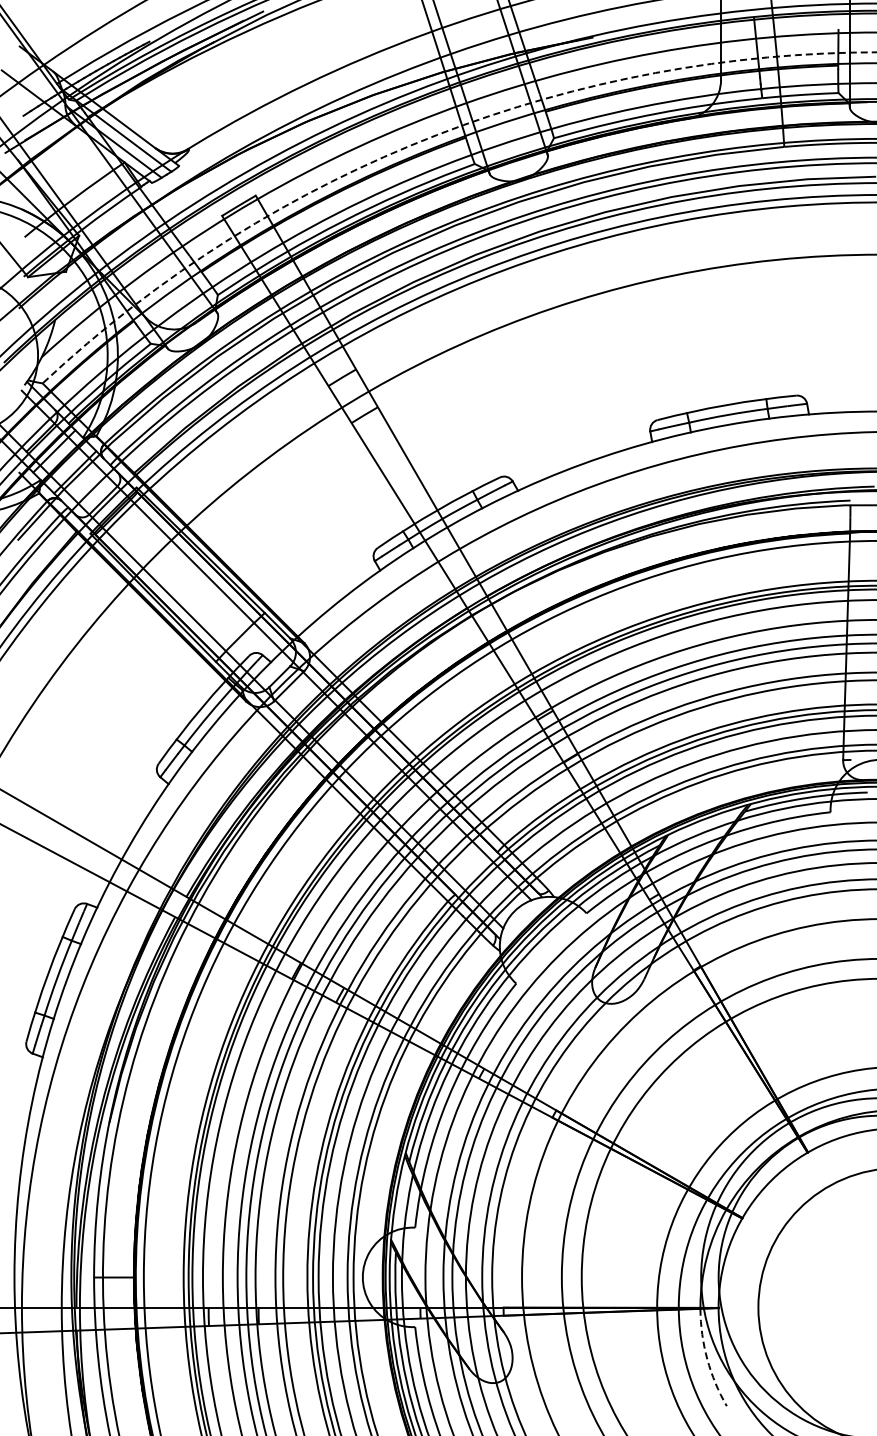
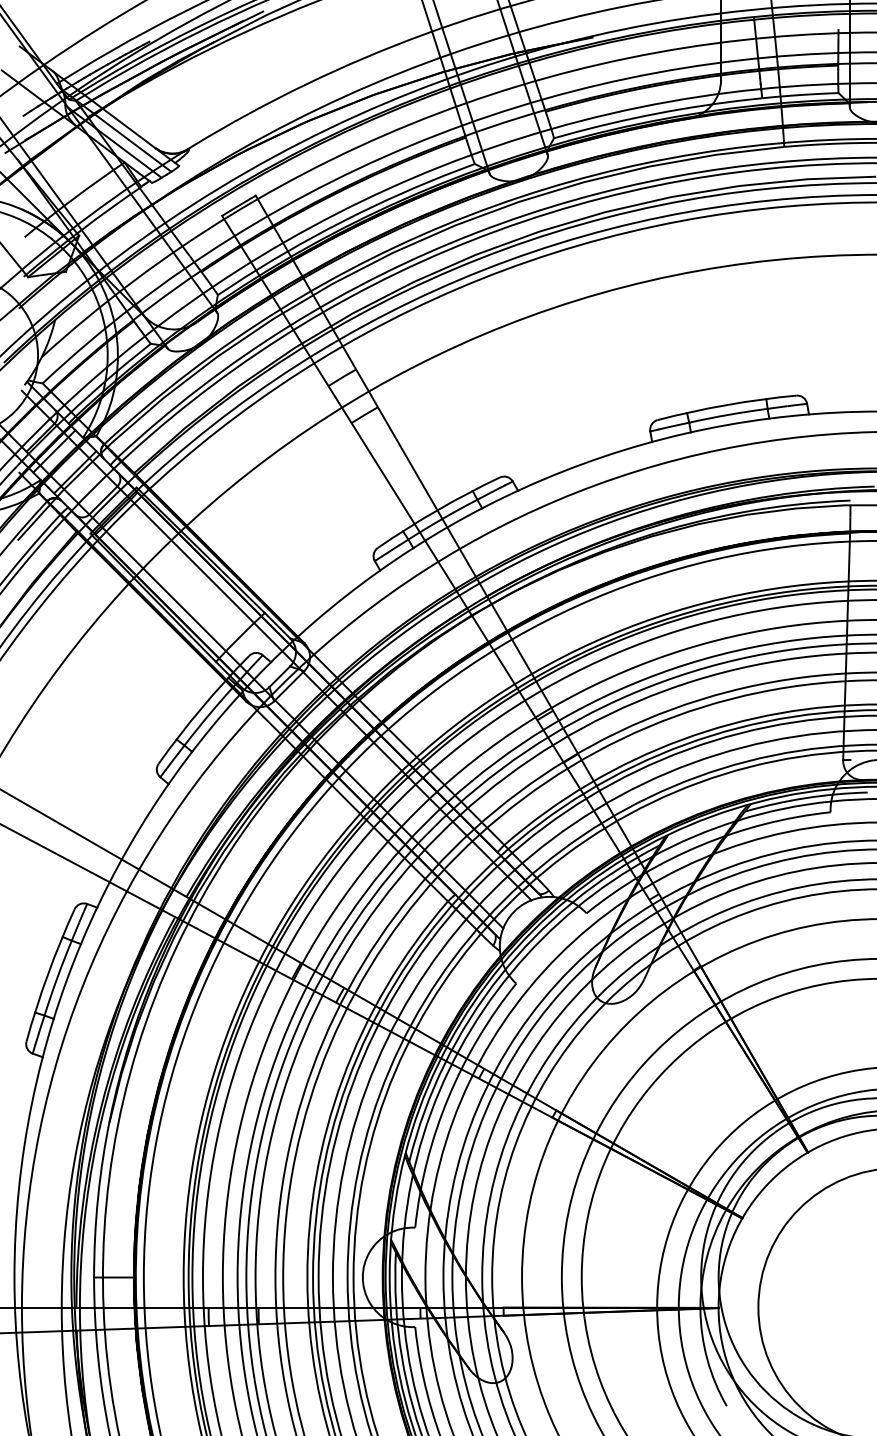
arc: dashed -> solid (429, 138)
arc: dashed -> solid (707, 1359)
